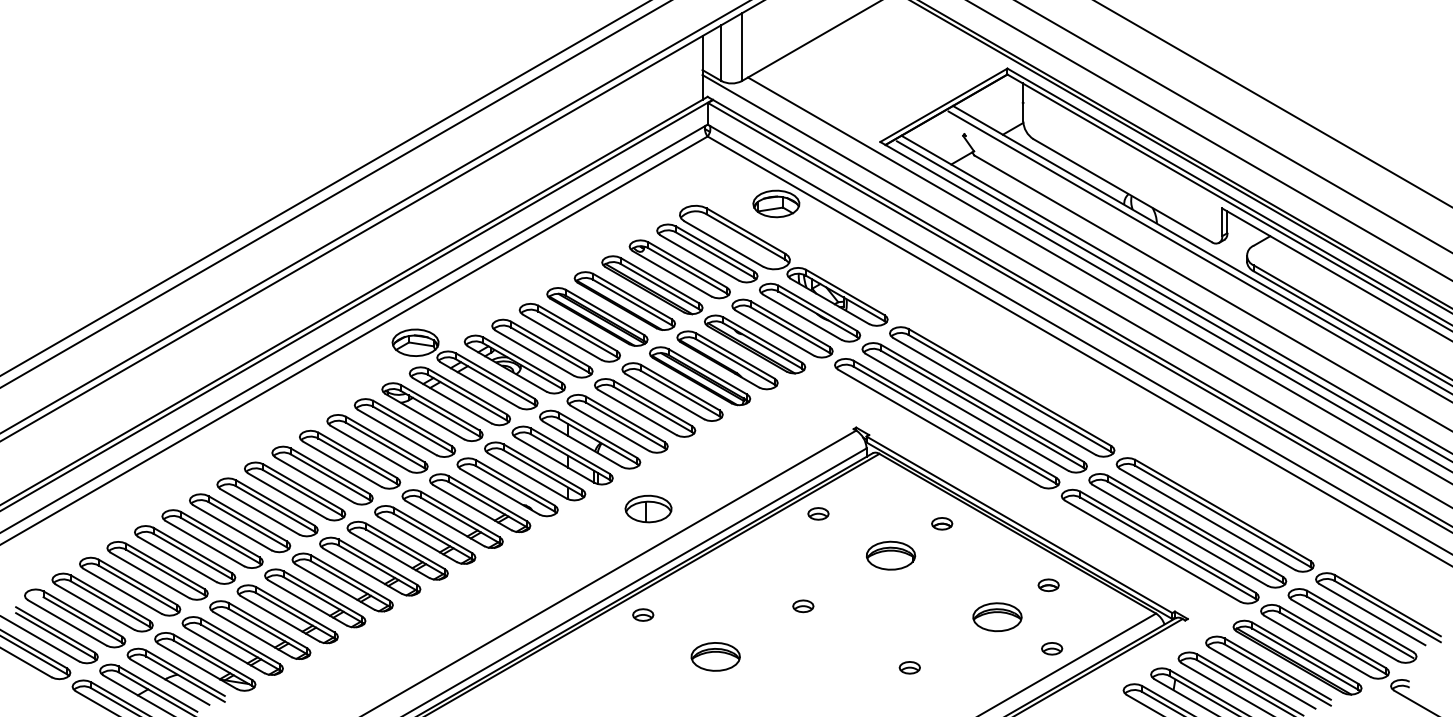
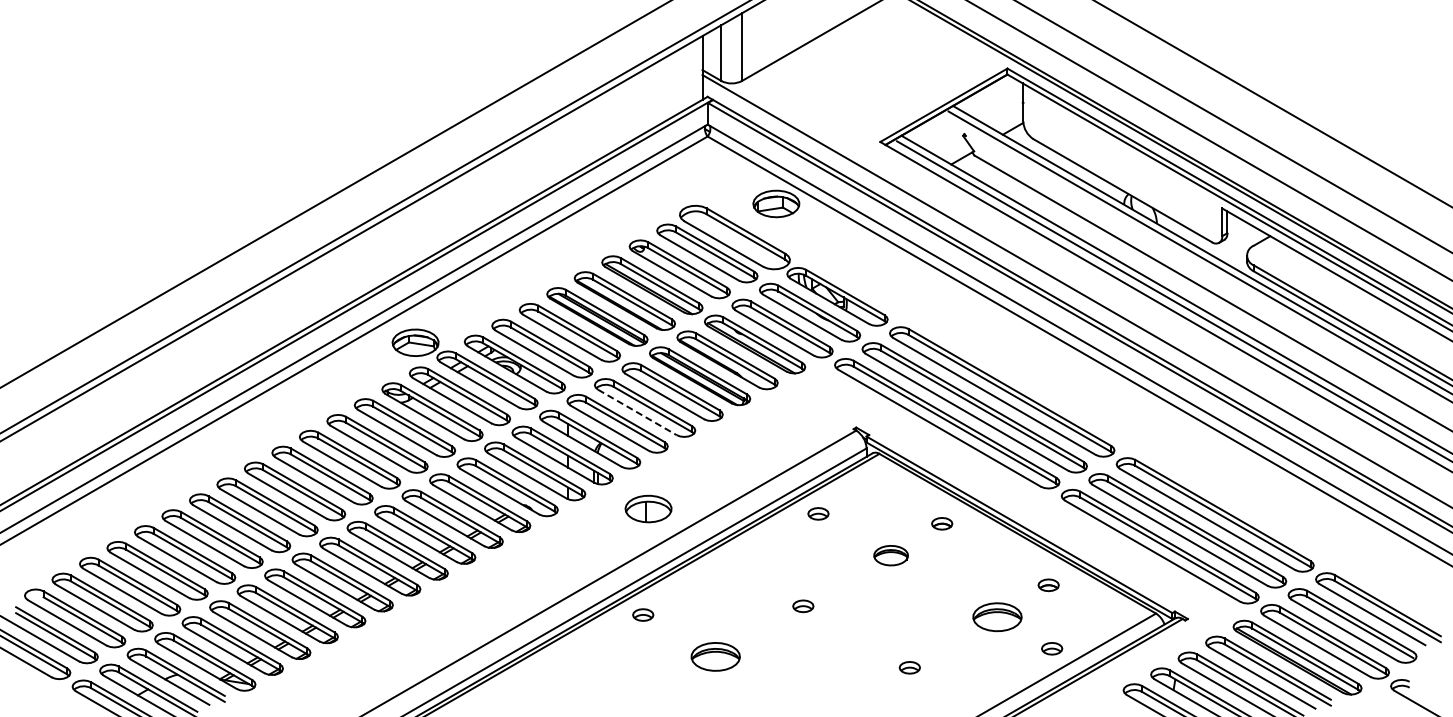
line: present -> none (324, 188)
line: present -> none (1098, 279)
line: solid -> dashed (637, 412)
part size: 51x31 px -> 36x22 px (890, 555)
